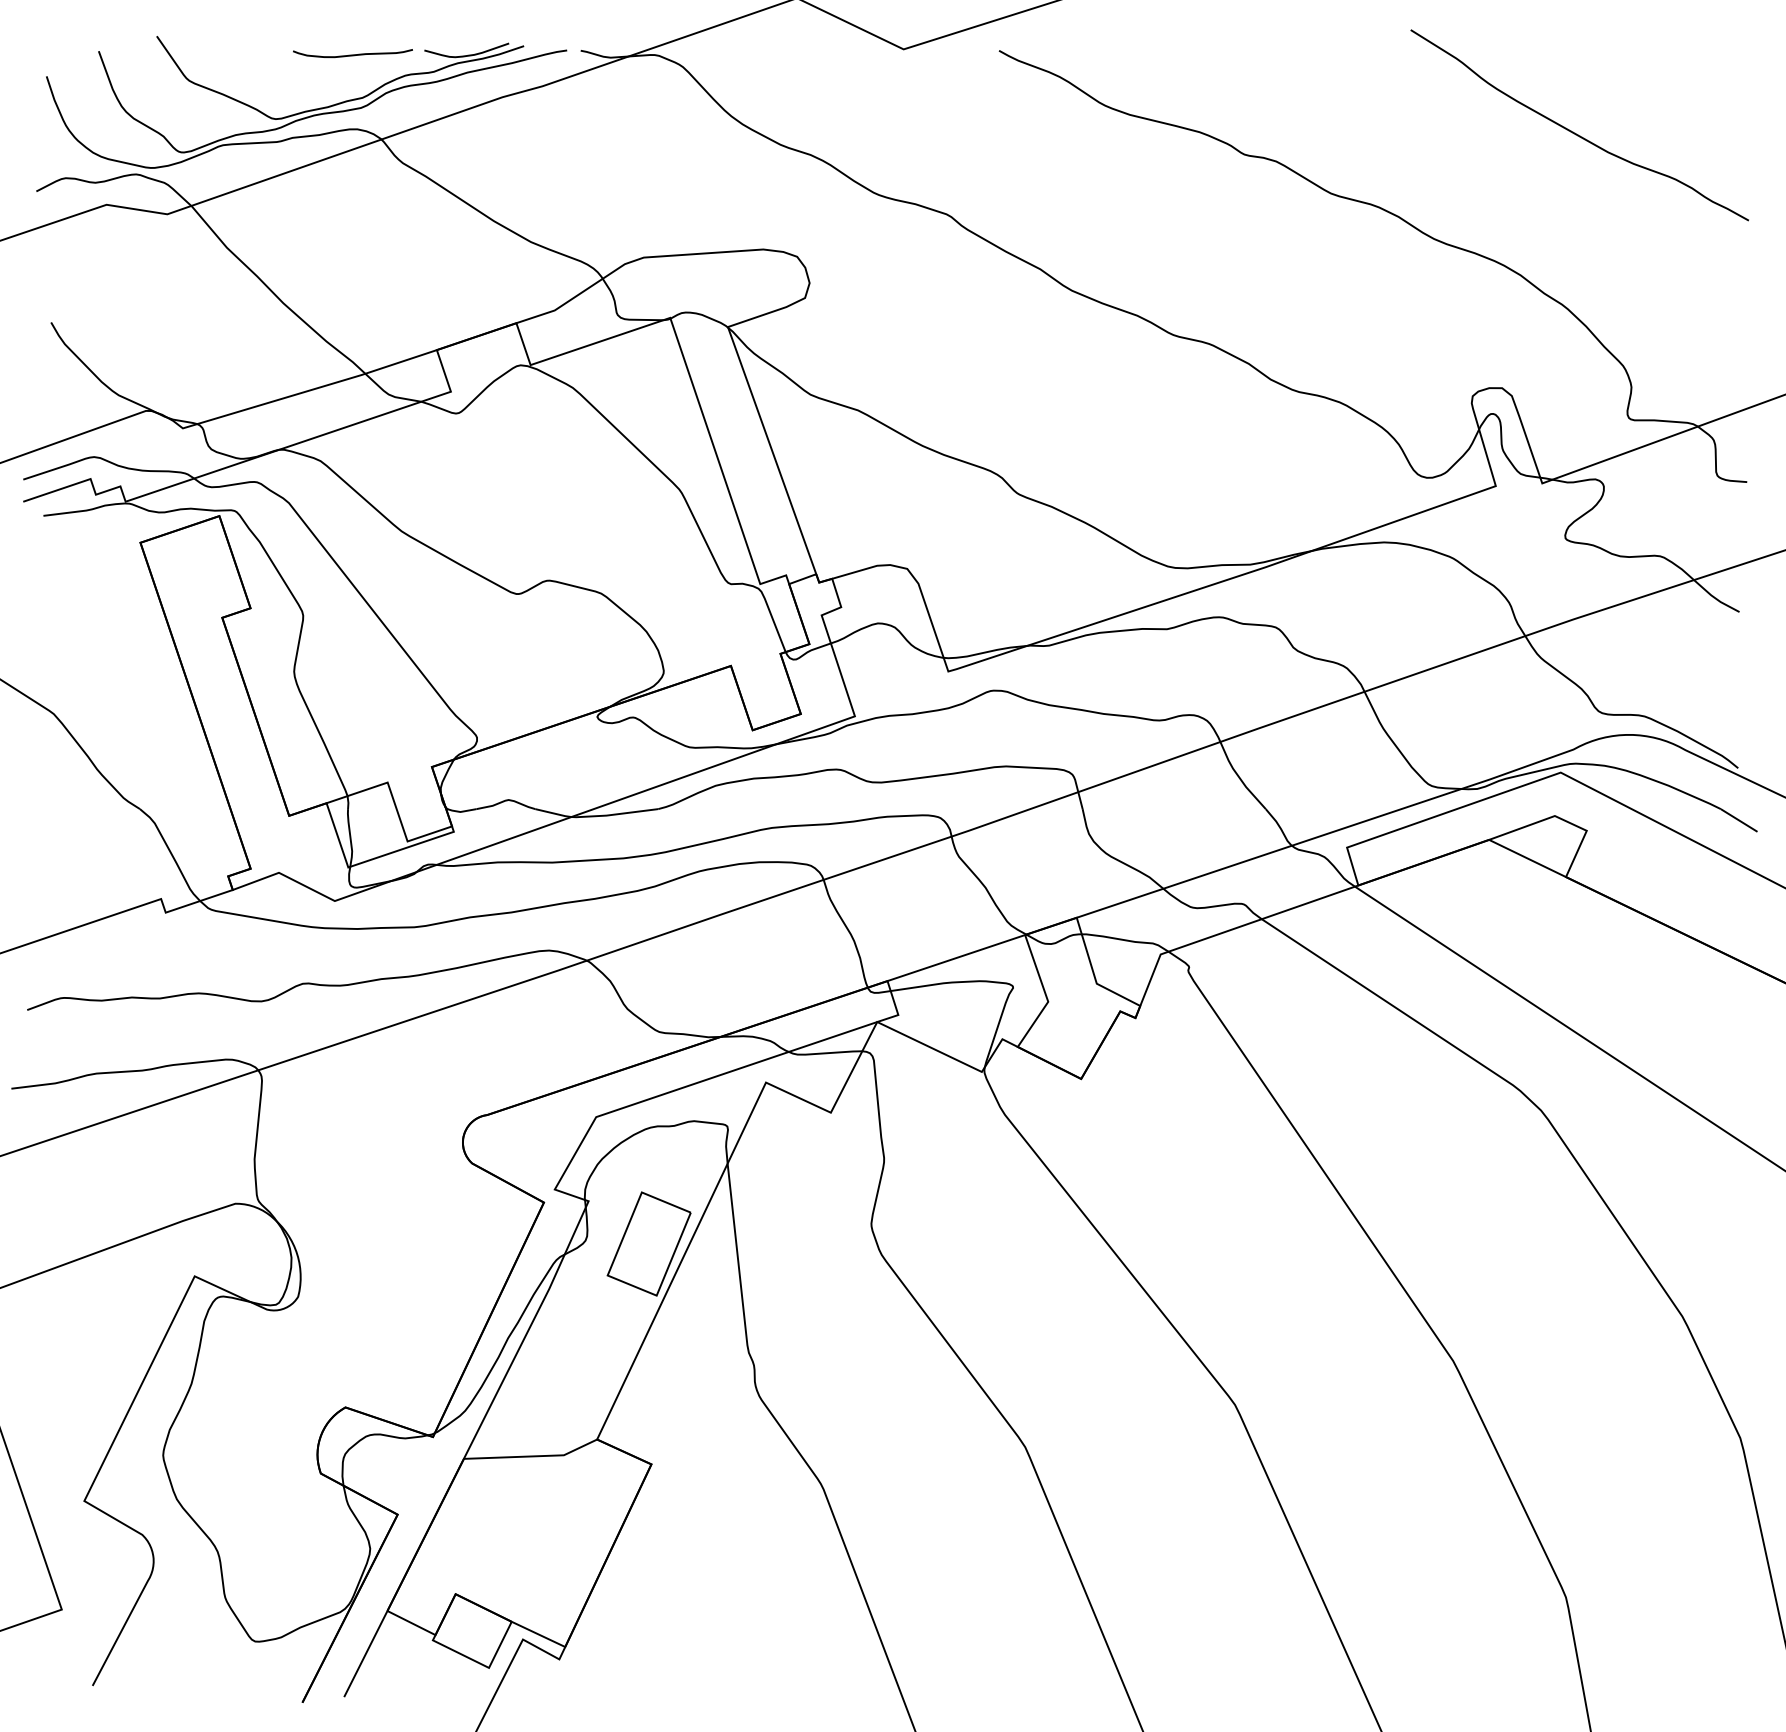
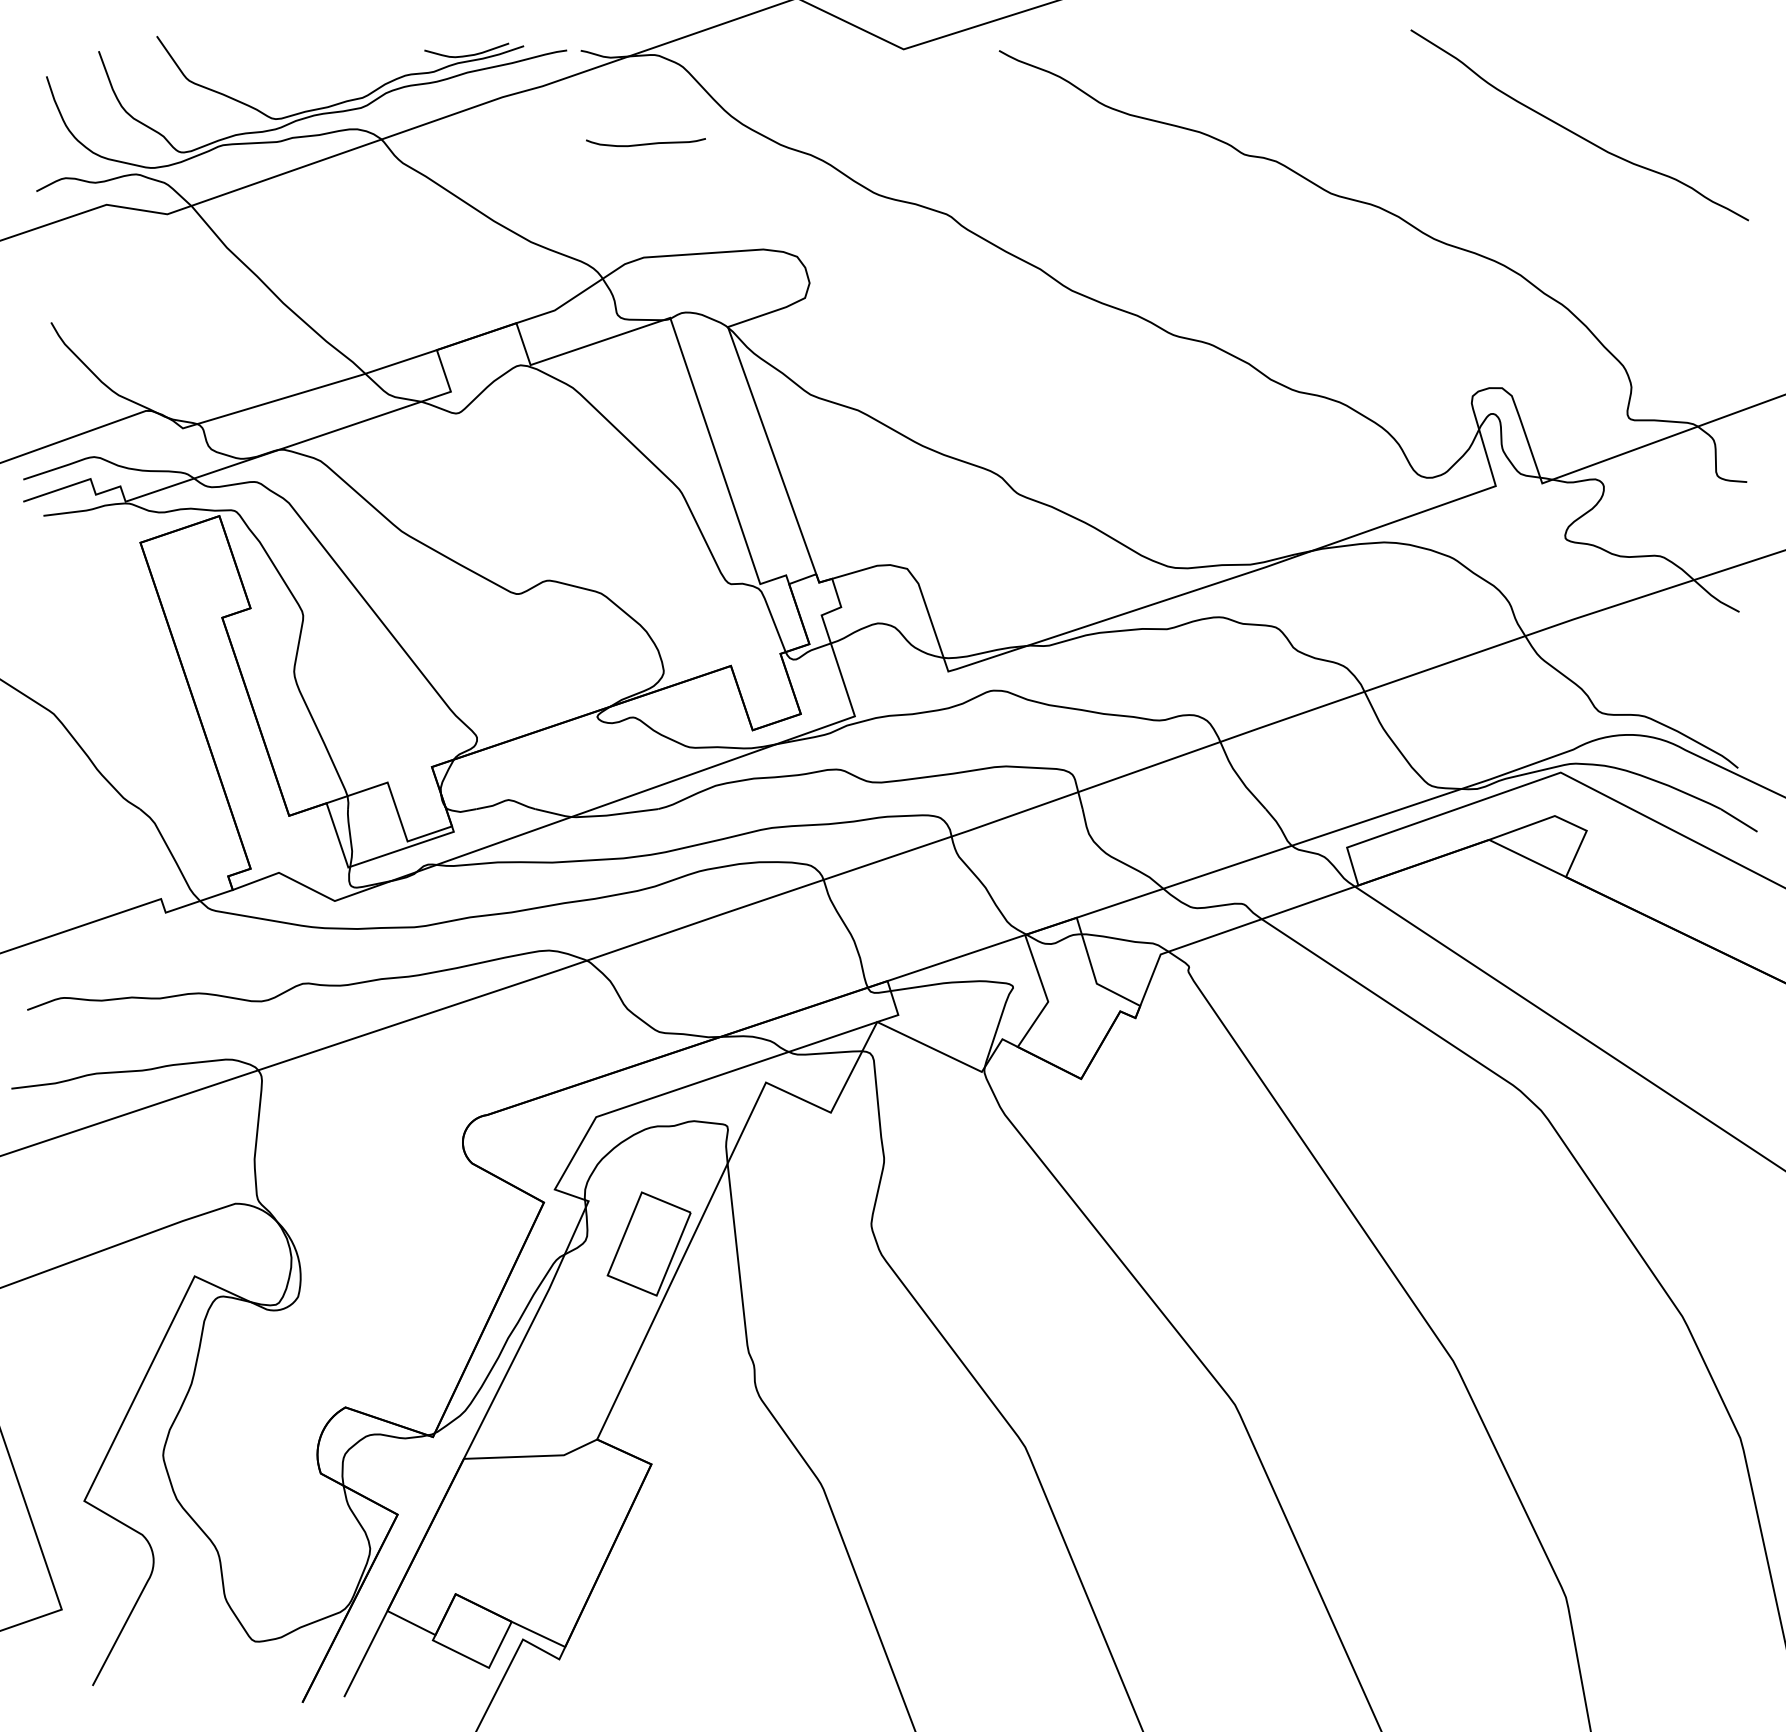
curve position: (352, 54) -> (645, 143) (645, 143)
